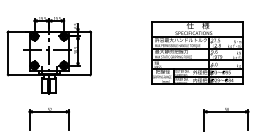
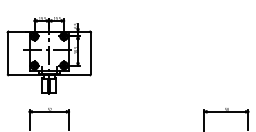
part: present -> none (197, 52)
